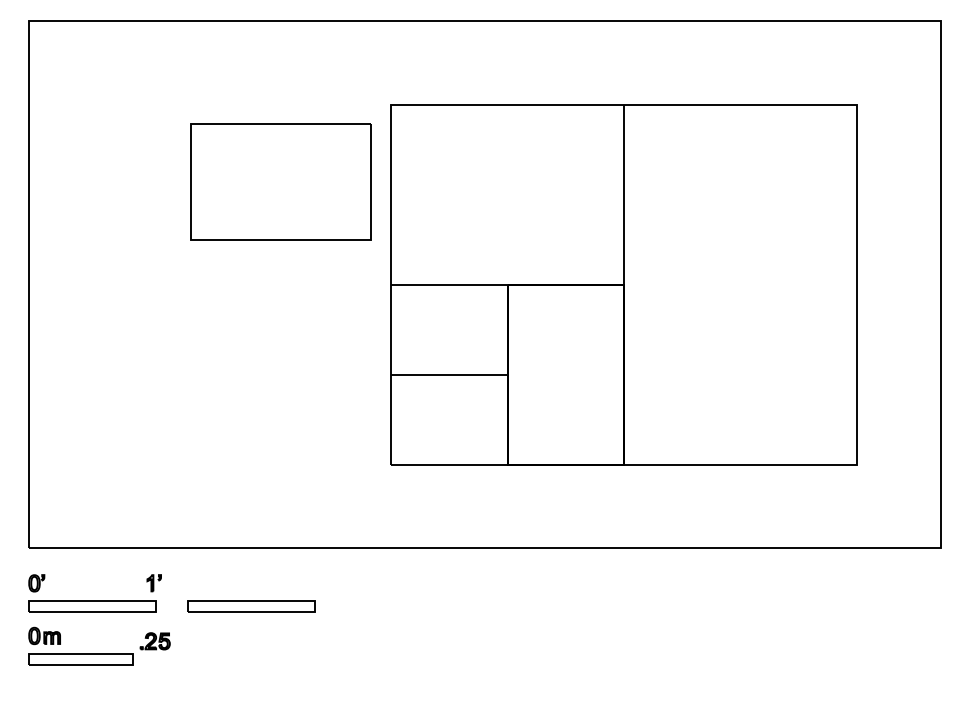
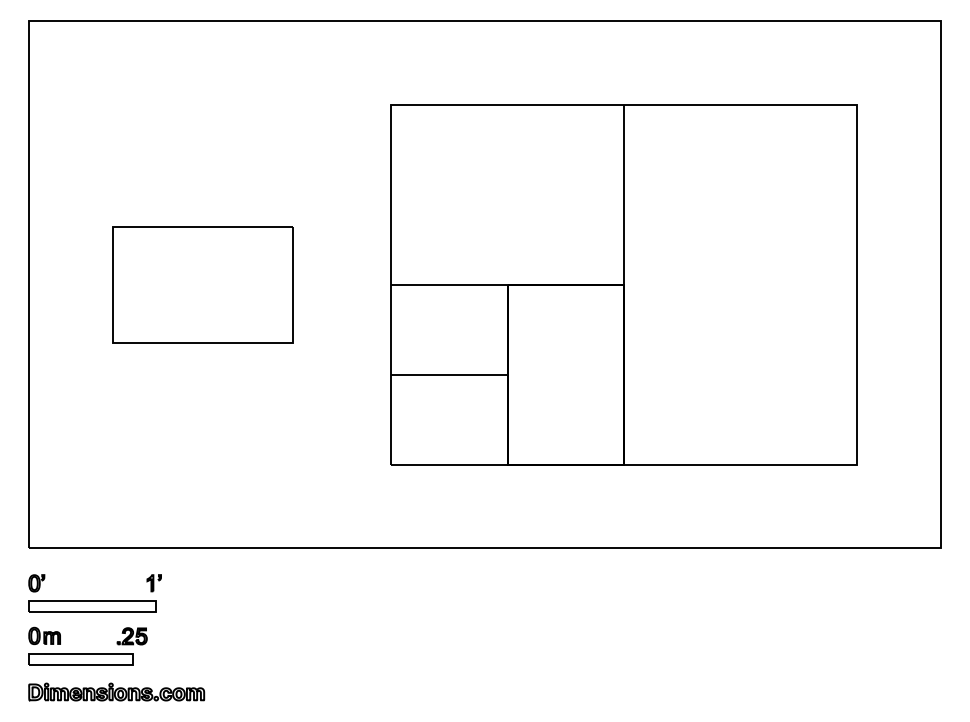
part position: (280, 181) -> (202, 284) (202, 284)
part: present -> none (251, 606)
part position: (154, 641) -> (131, 636) (131, 636)
part: none -> present (116, 691)
